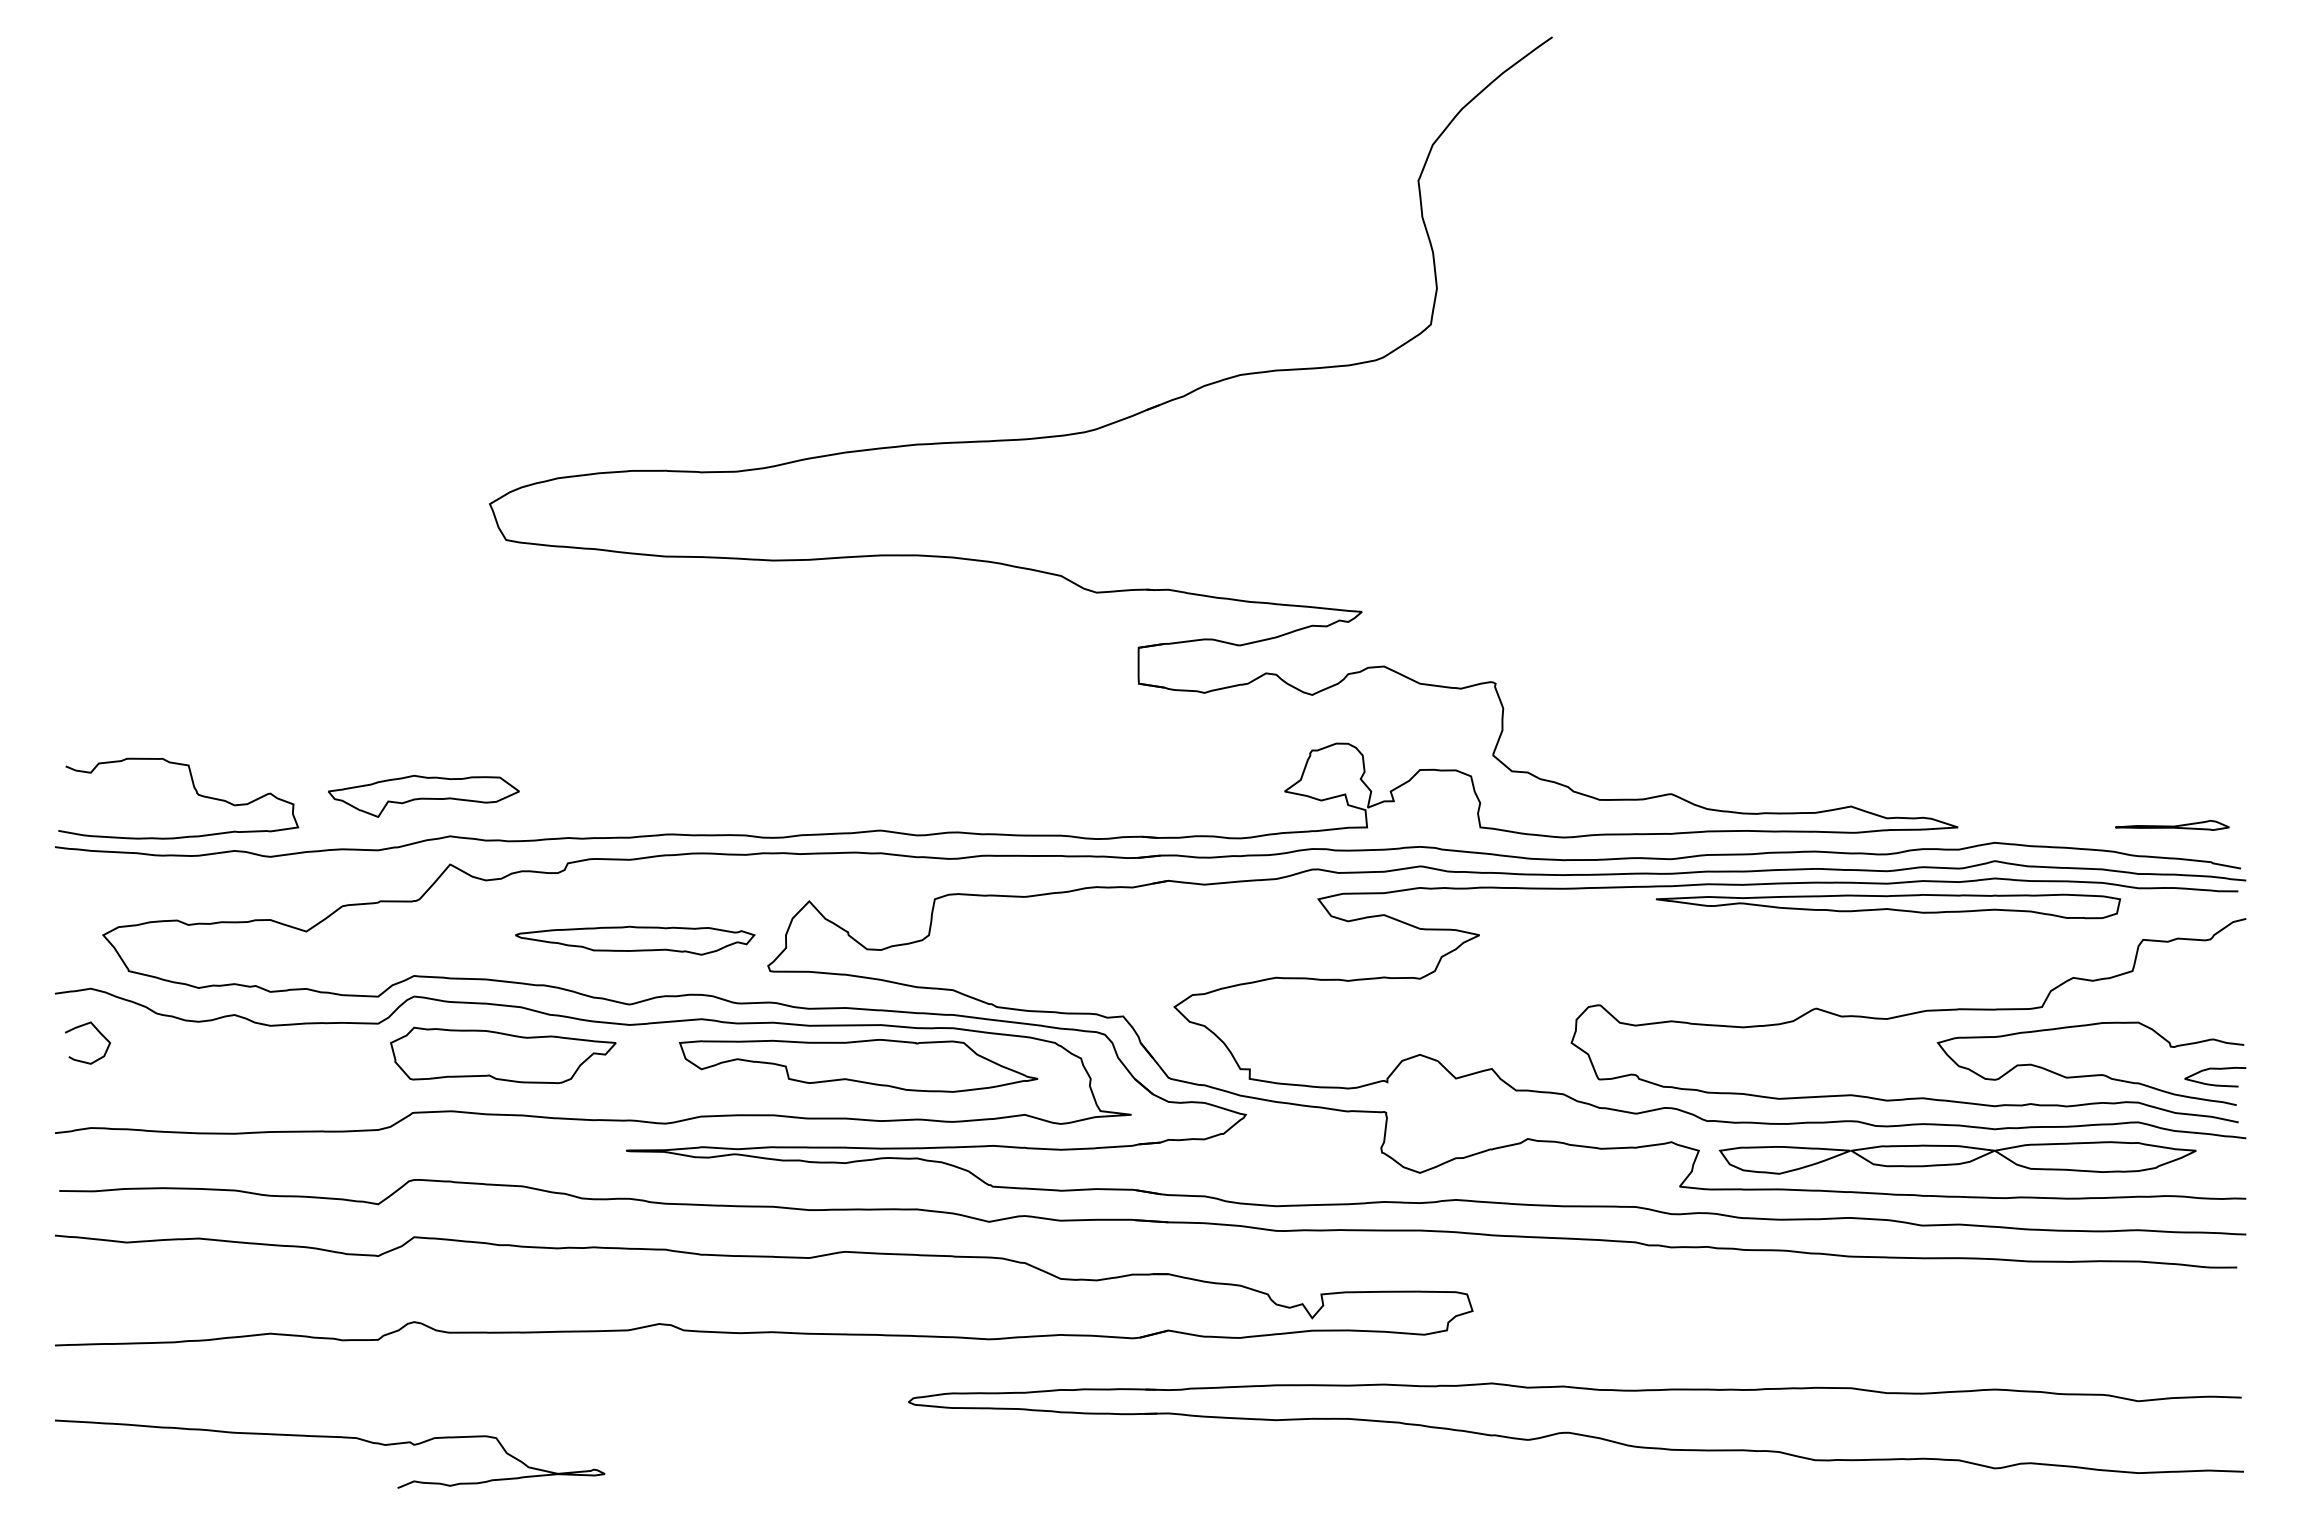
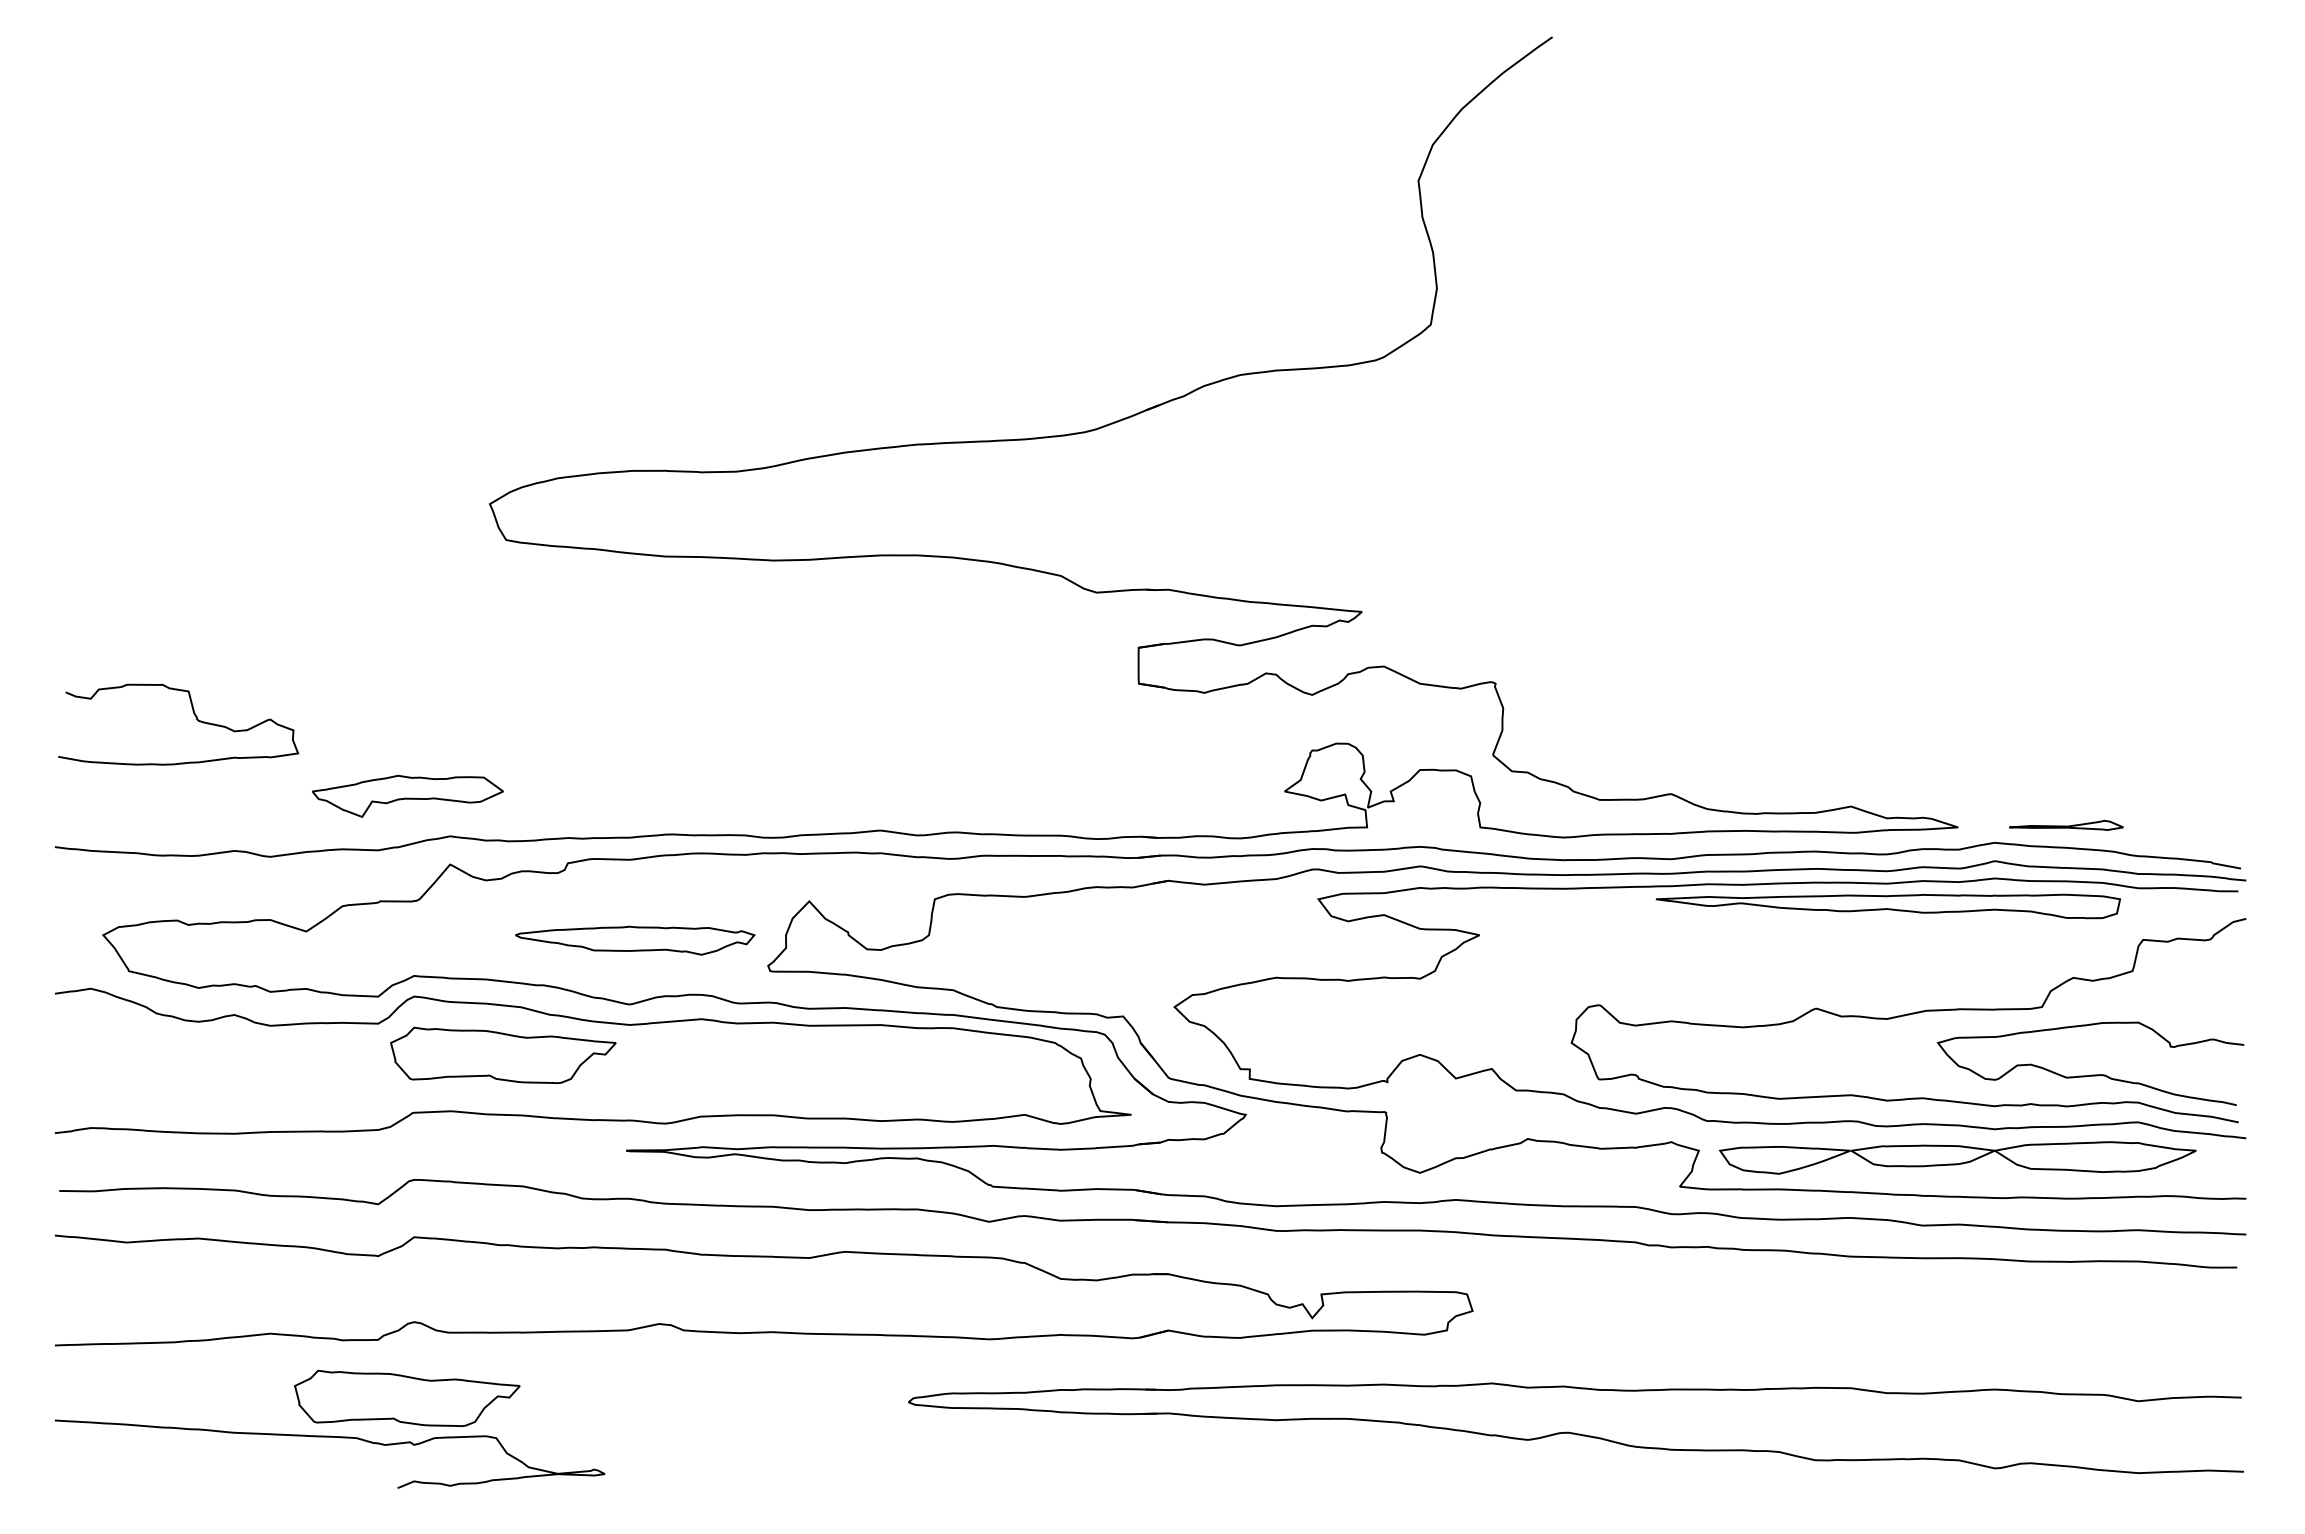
curve position: (193, 788) -> (193, 714) (193, 714)
part position: (423, 795) -> (407, 795) (407, 795)
part position: (2172, 824) -> (2066, 824) (2066, 824)
curve: present -> none (97, 1031)
part: present -> none (858, 1065)
curve: present -> none (2215, 1084)
part: none -> present (407, 1398)
